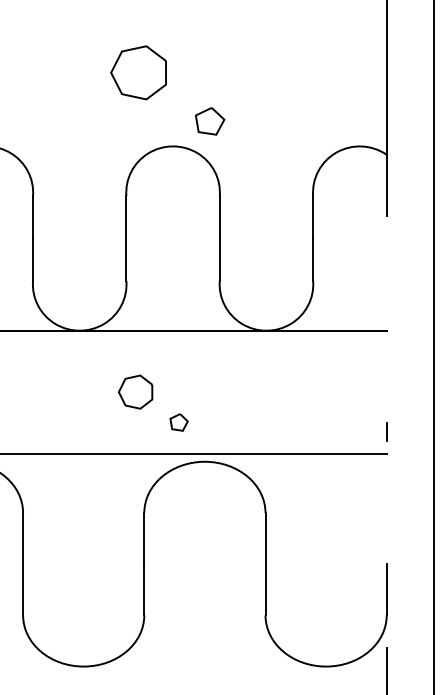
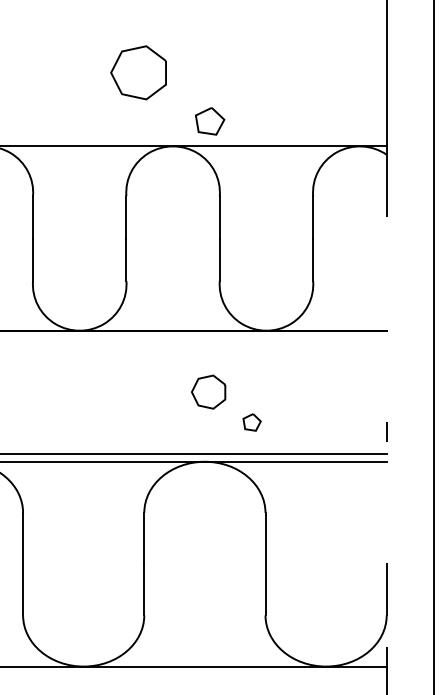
line: none -> present (194, 146)
part position: (153, 402) -> (226, 402) (226, 402)
line: none -> present (194, 461)
line: none -> present (194, 666)
